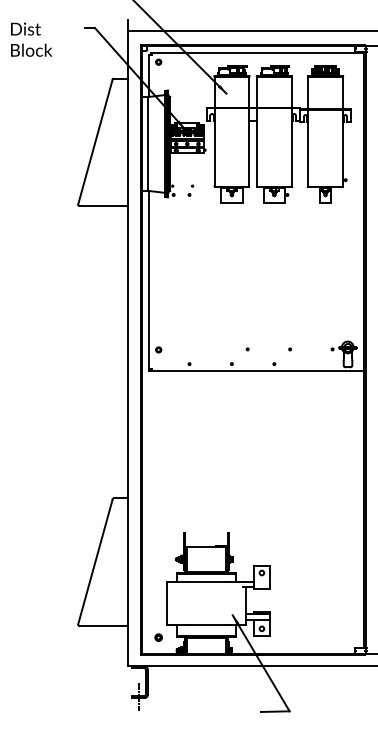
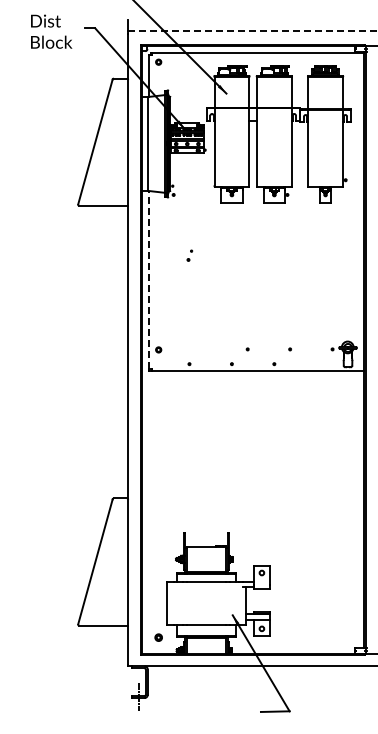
line: solid -> dashed (252, 30)
text position: (31, 39) -> (51, 31) (51, 31)
part position: (190, 190) -> (189, 255) (189, 255)
line: solid -> dashed (149, 279)
